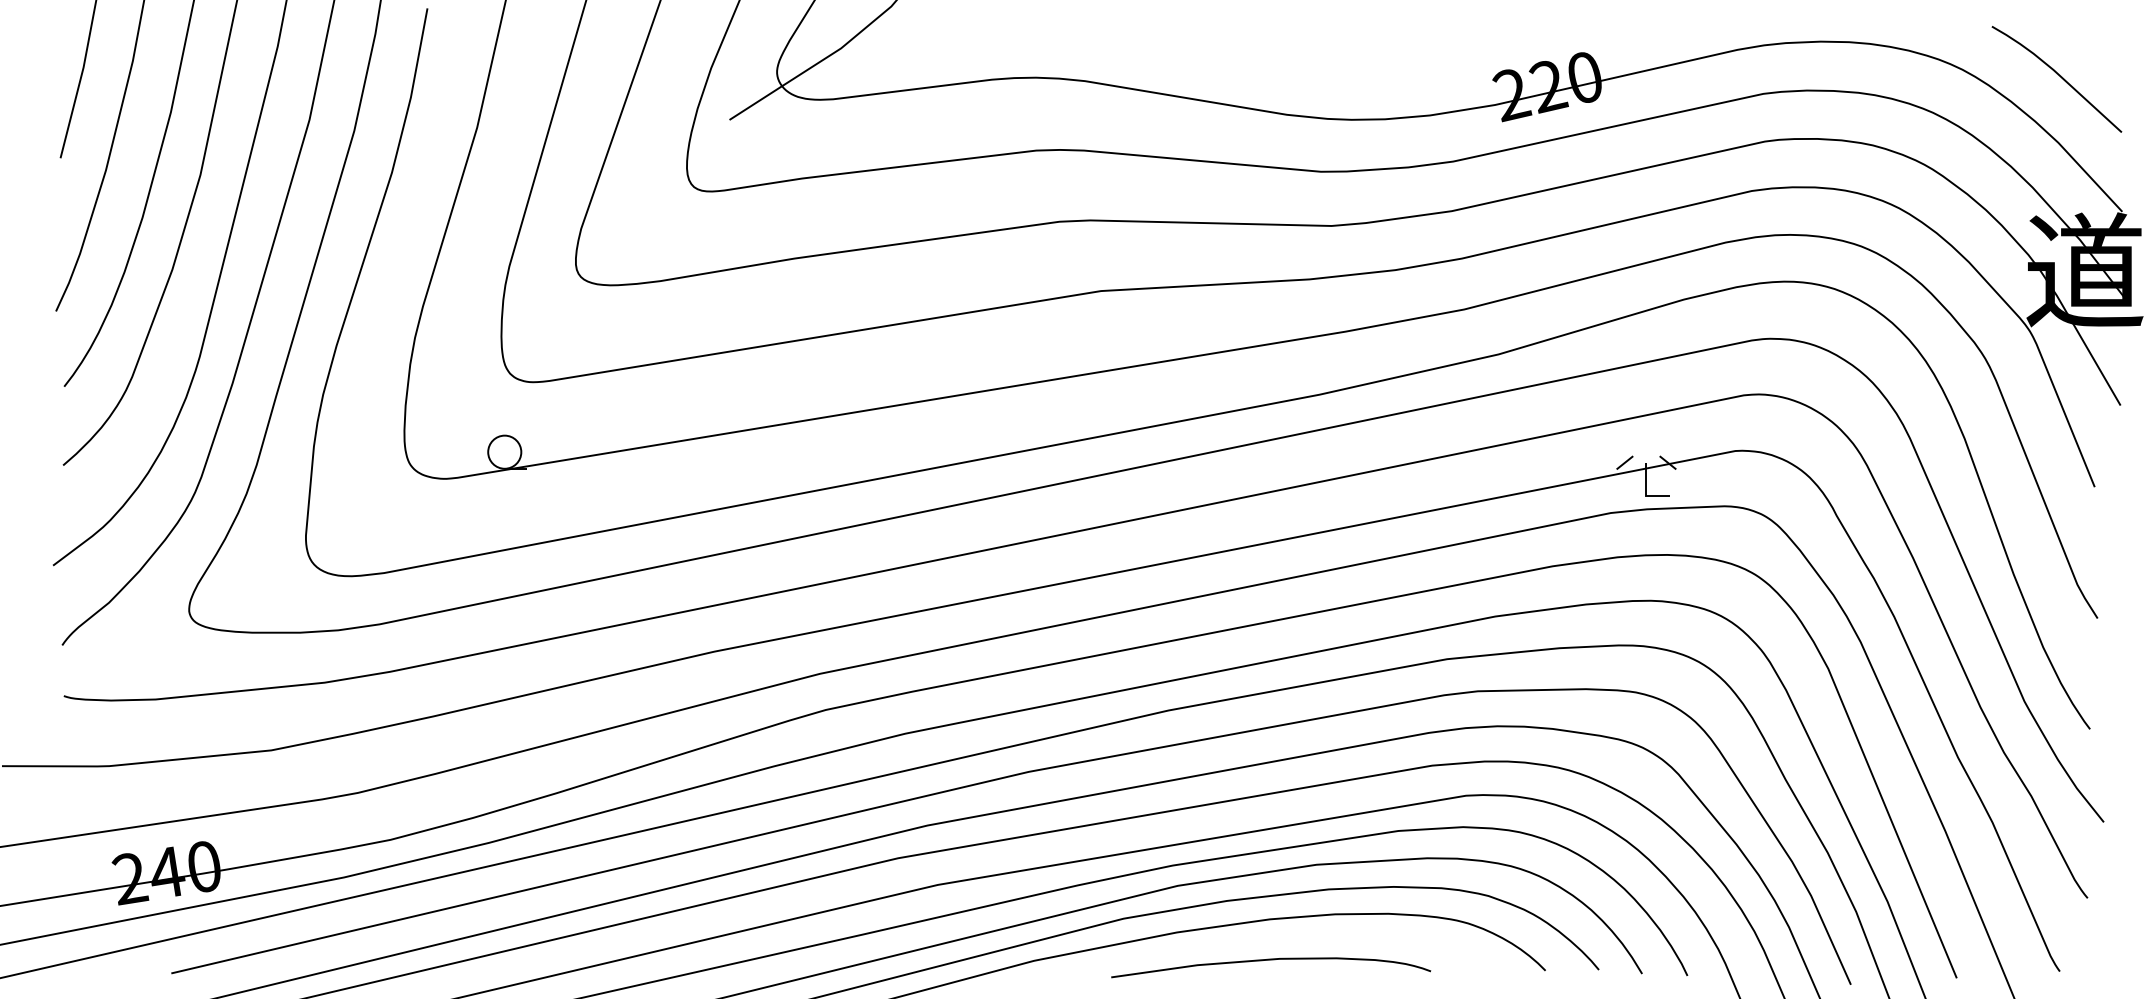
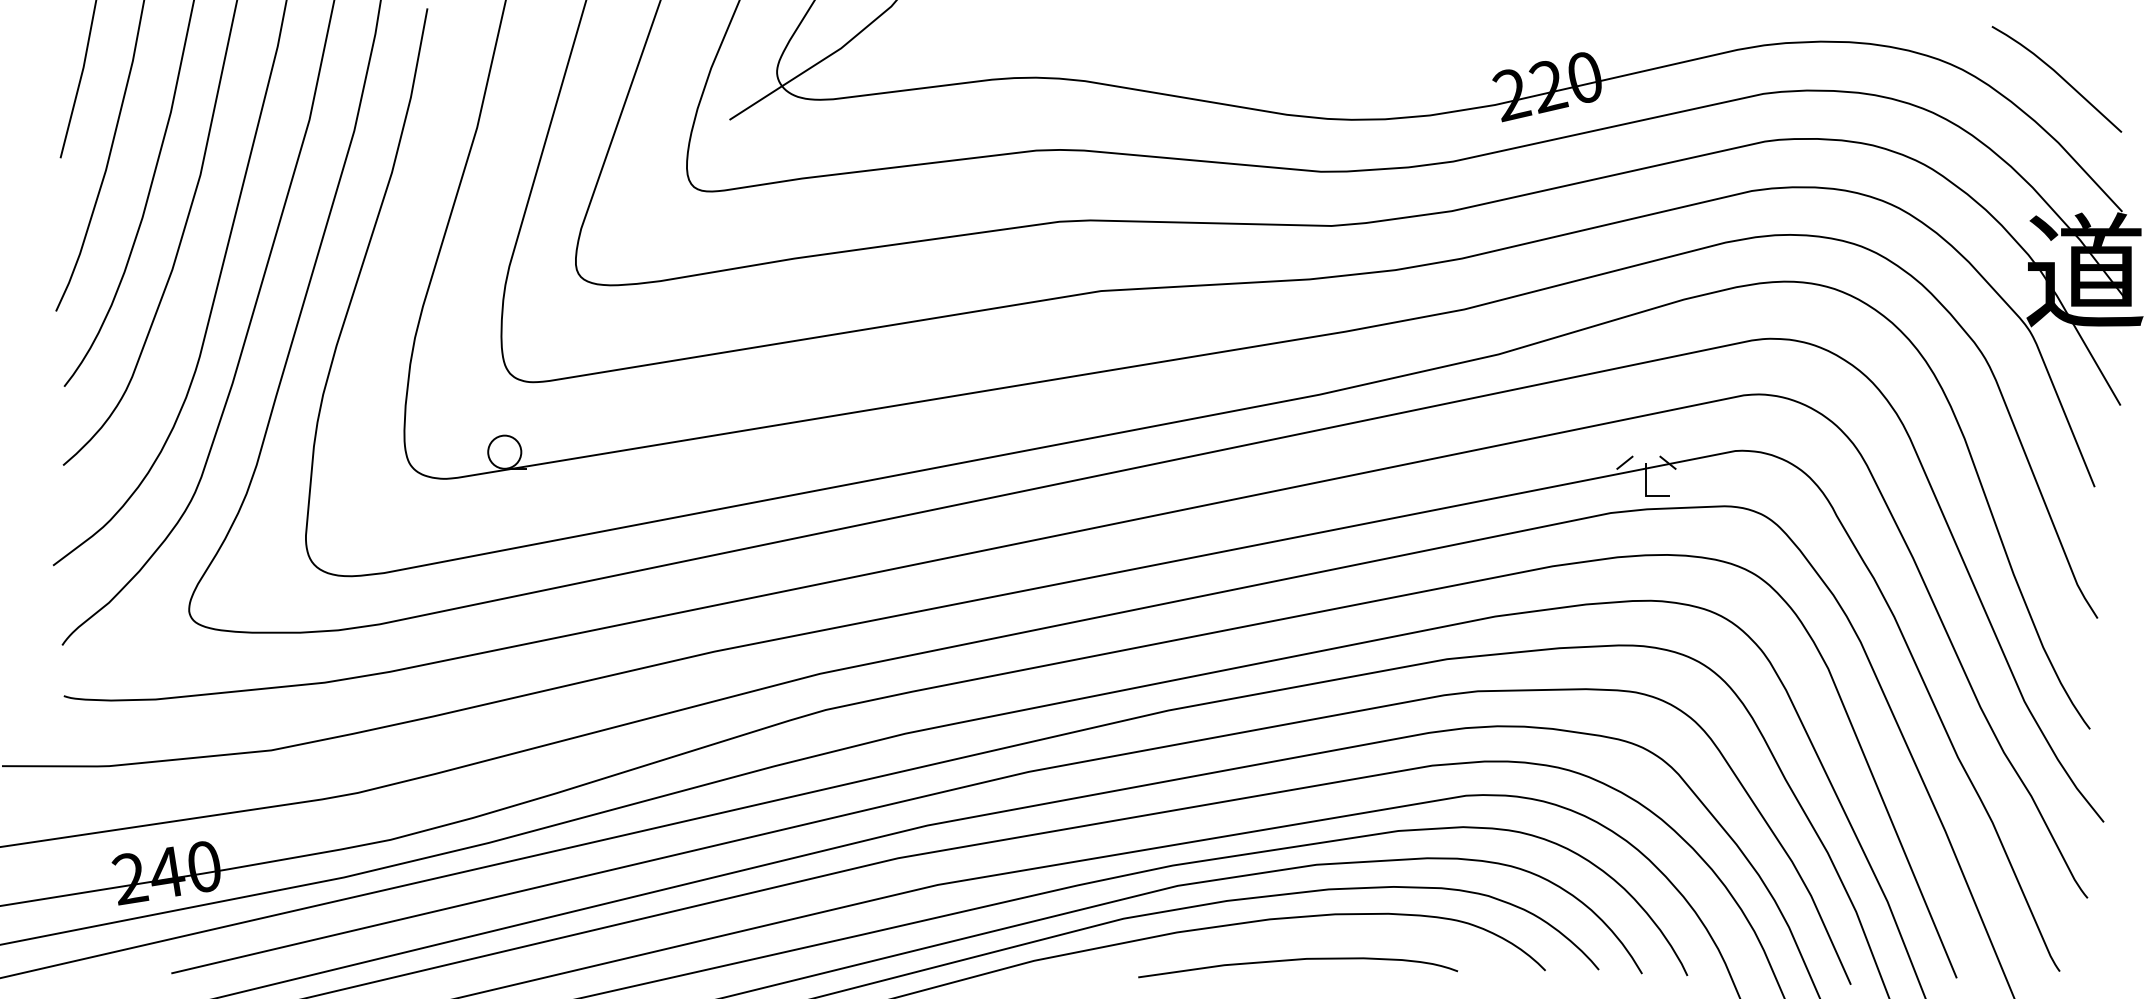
curve position: (1271, 960) -> (1298, 960) (1298, 960)
